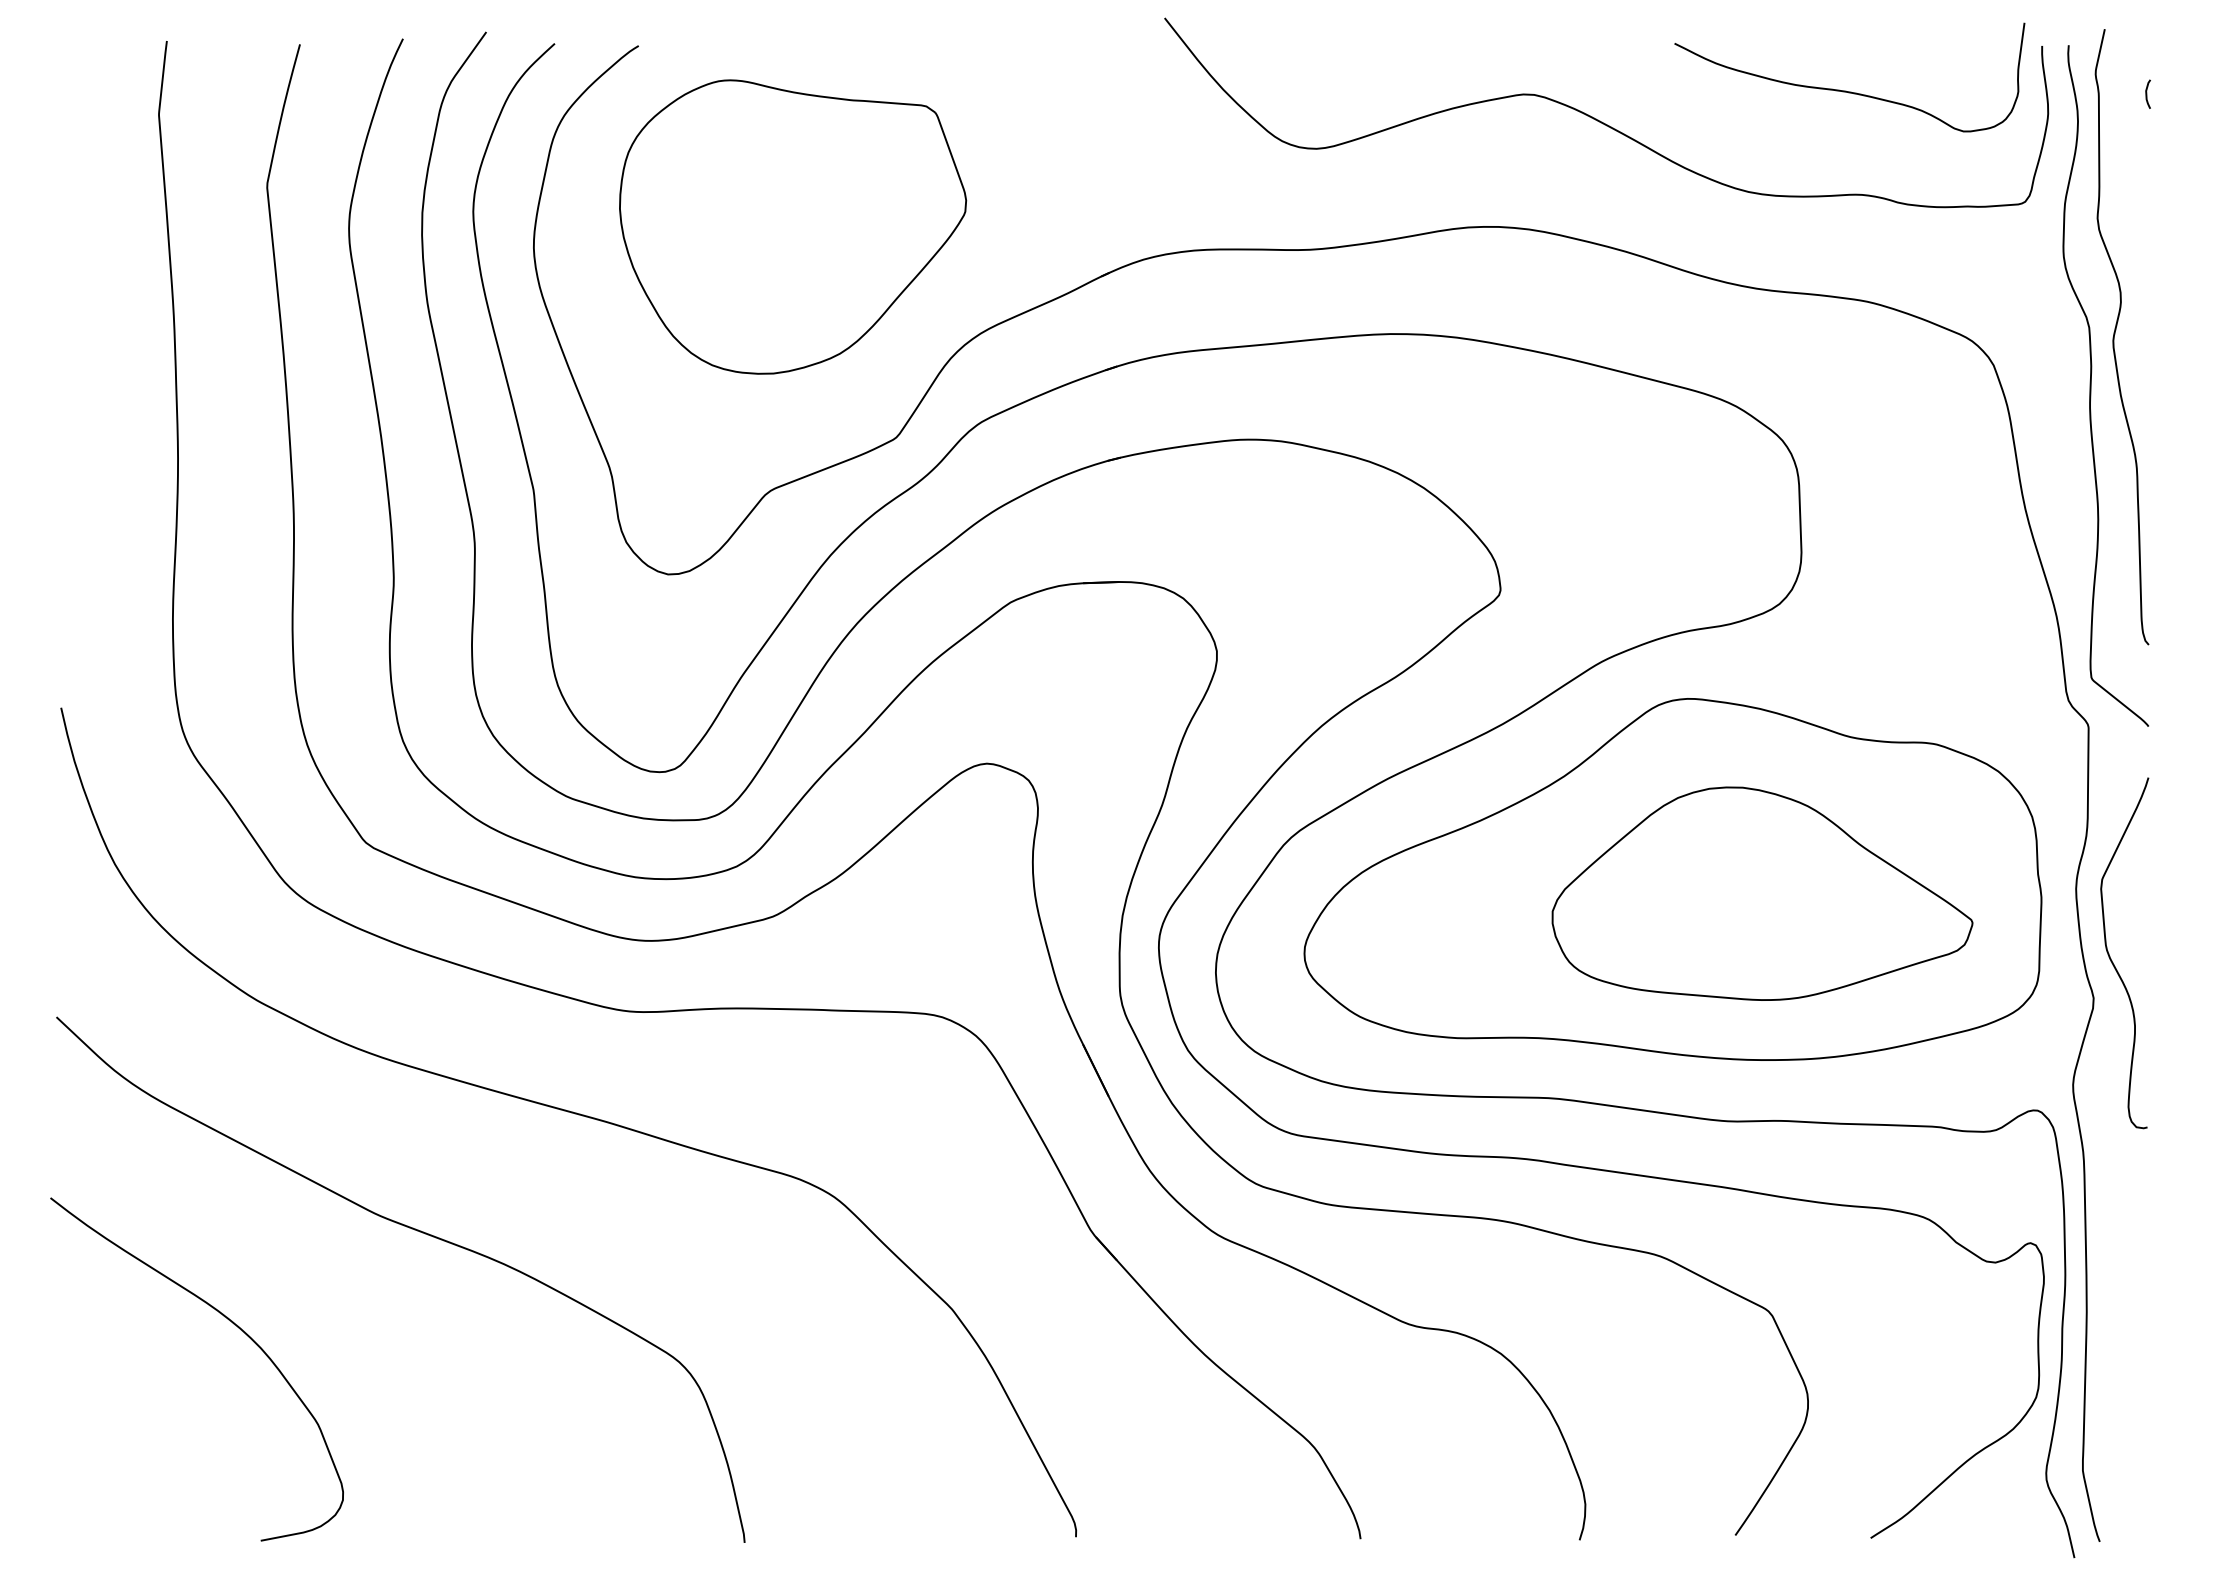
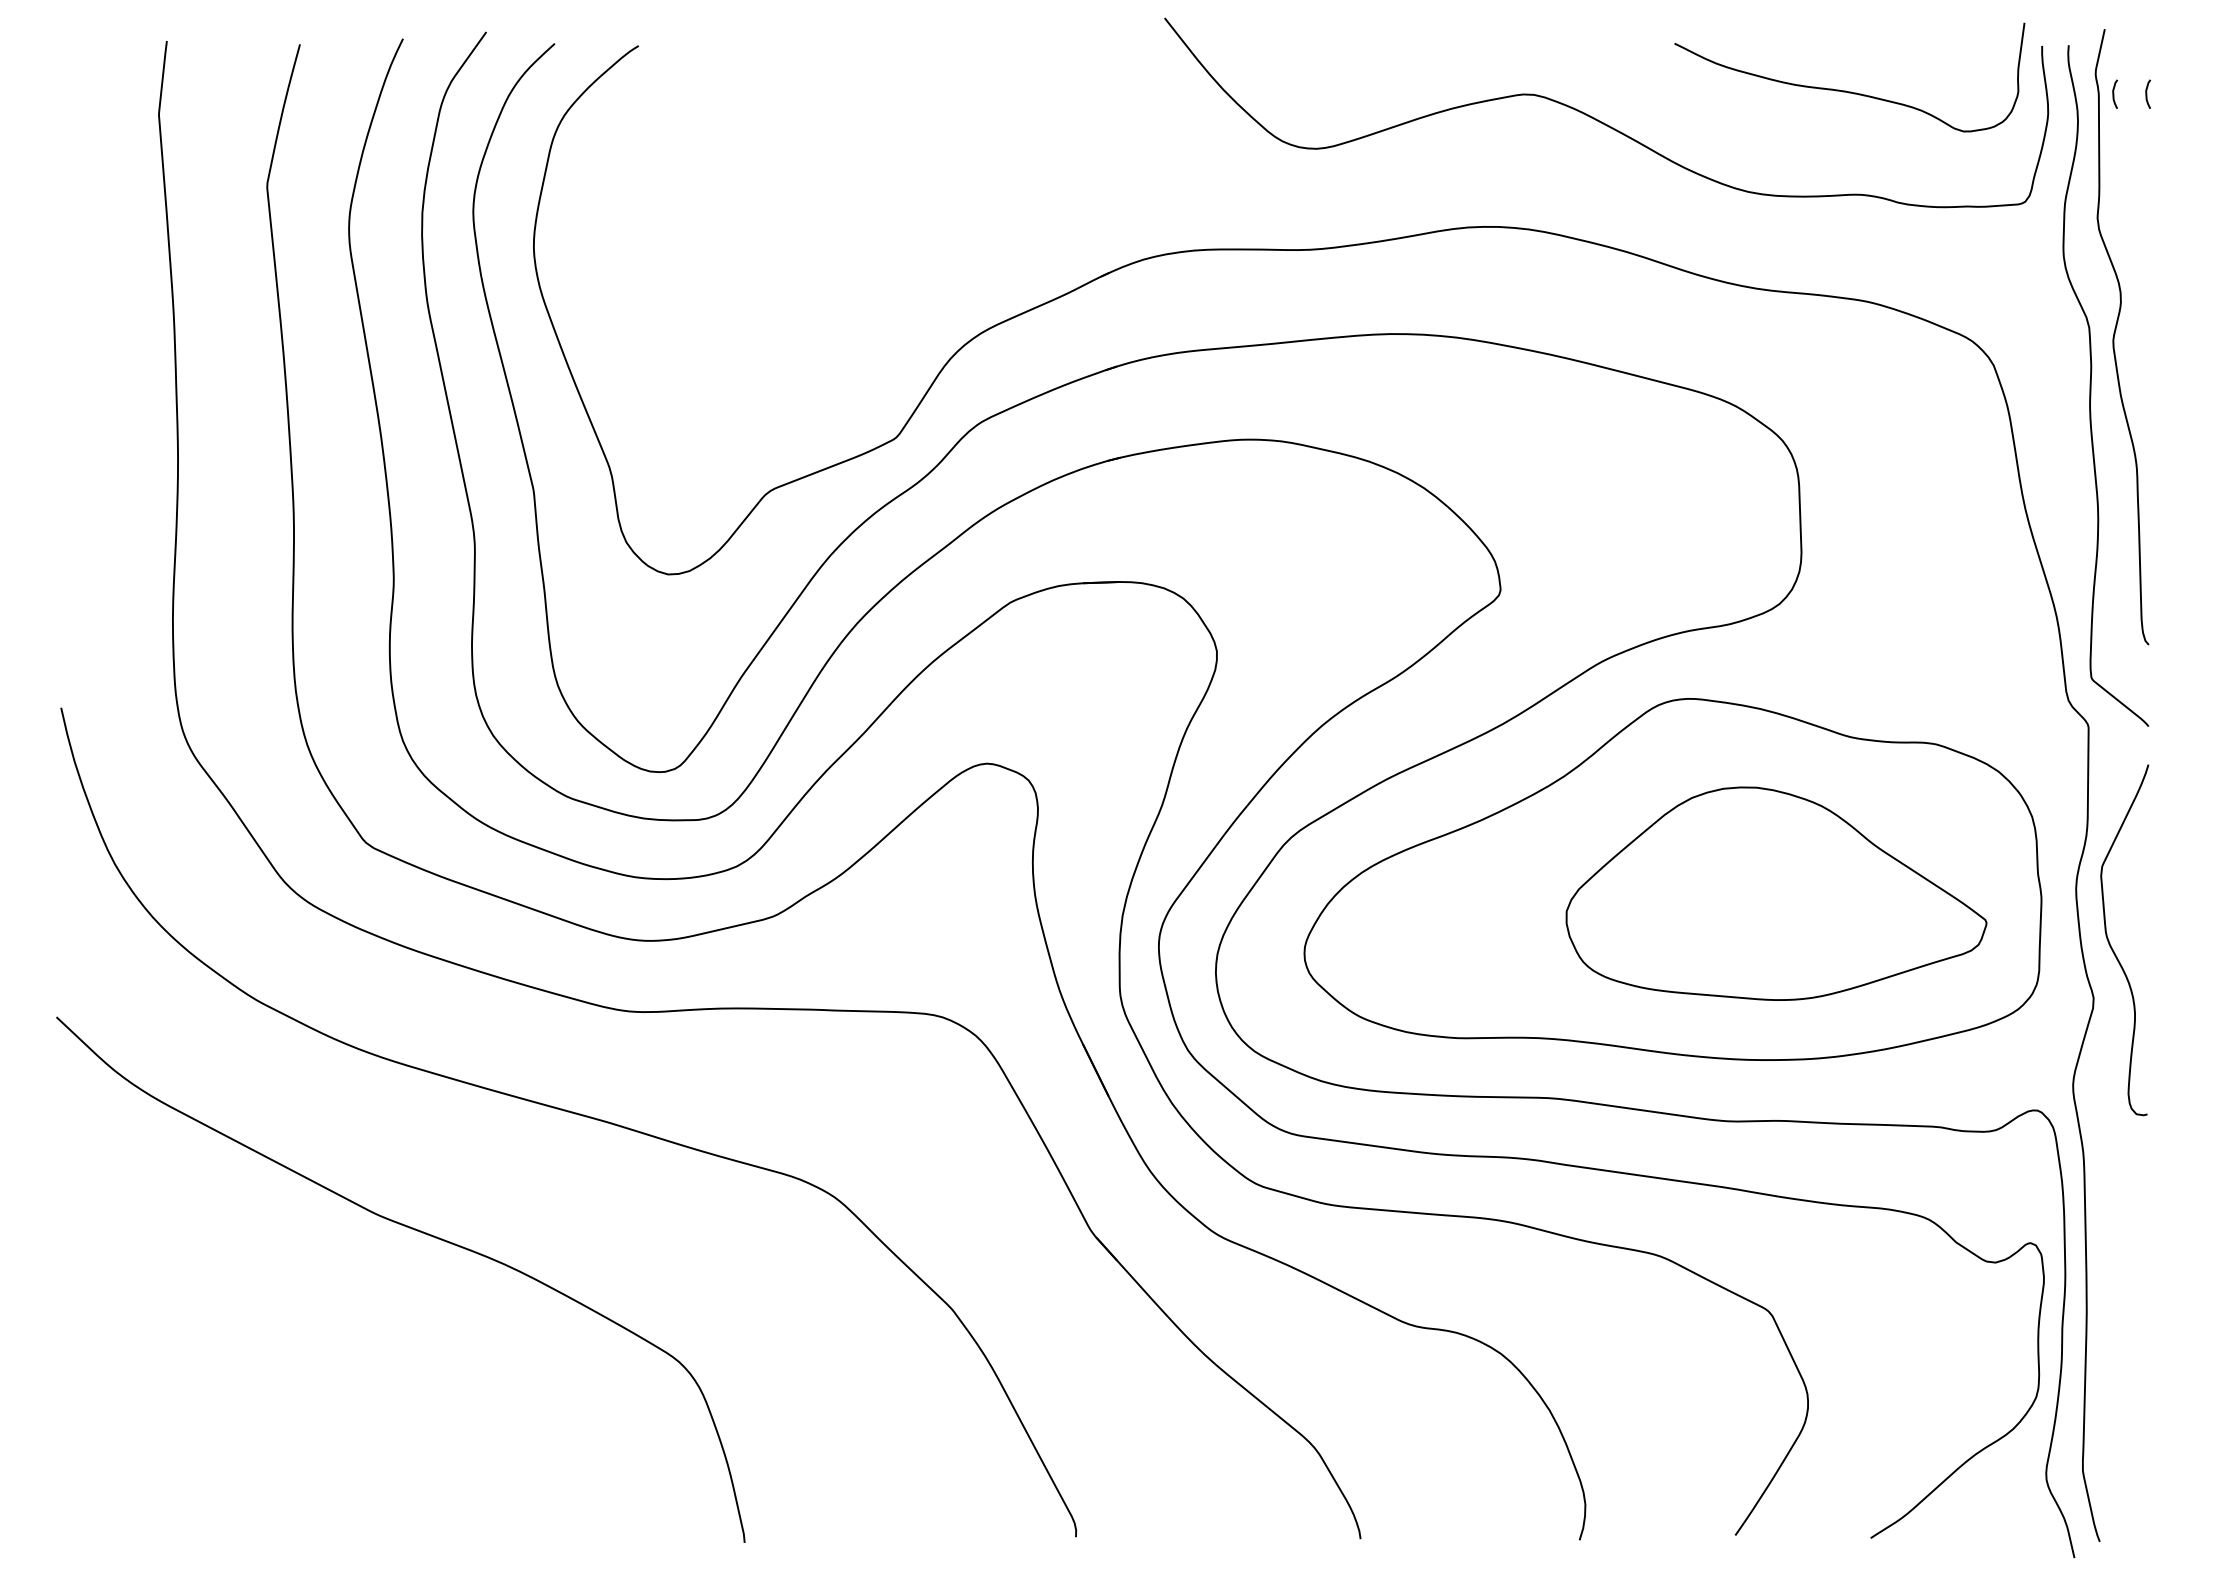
curve: none -> present (2114, 93)
part: present -> none (793, 226)
part position: (1762, 893) -> (1776, 893) (1776, 893)
curve position: (2112, 960) -> (2112, 947) (2112, 947)
curve: present -> none (233, 1324)
